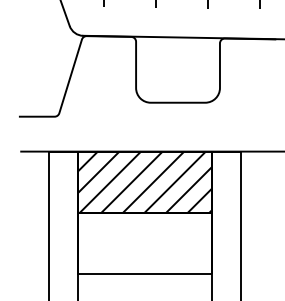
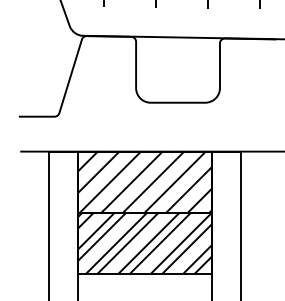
hatch: none -> present (144, 242)
